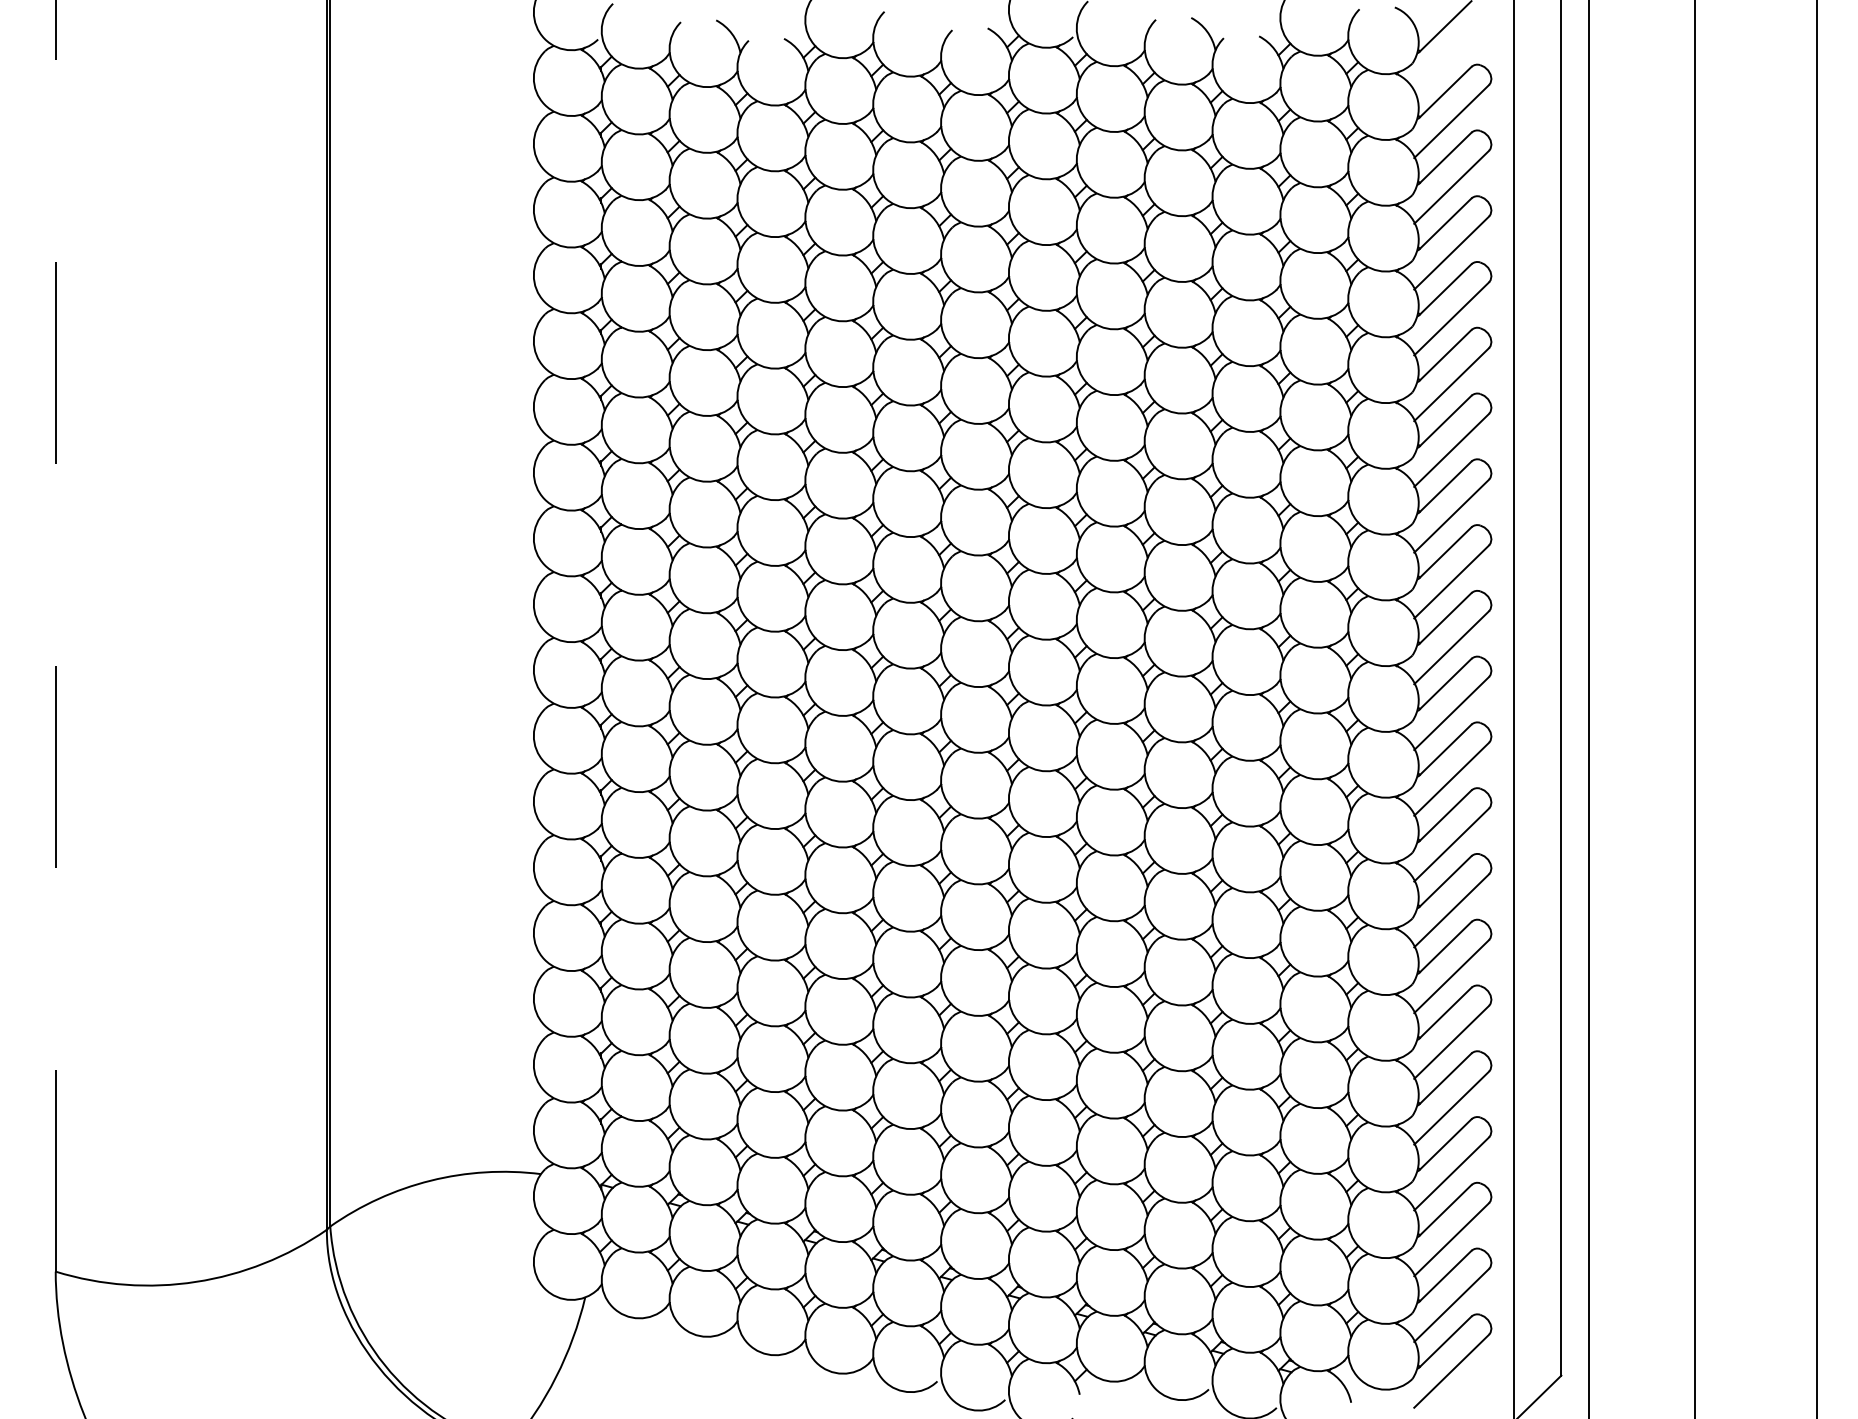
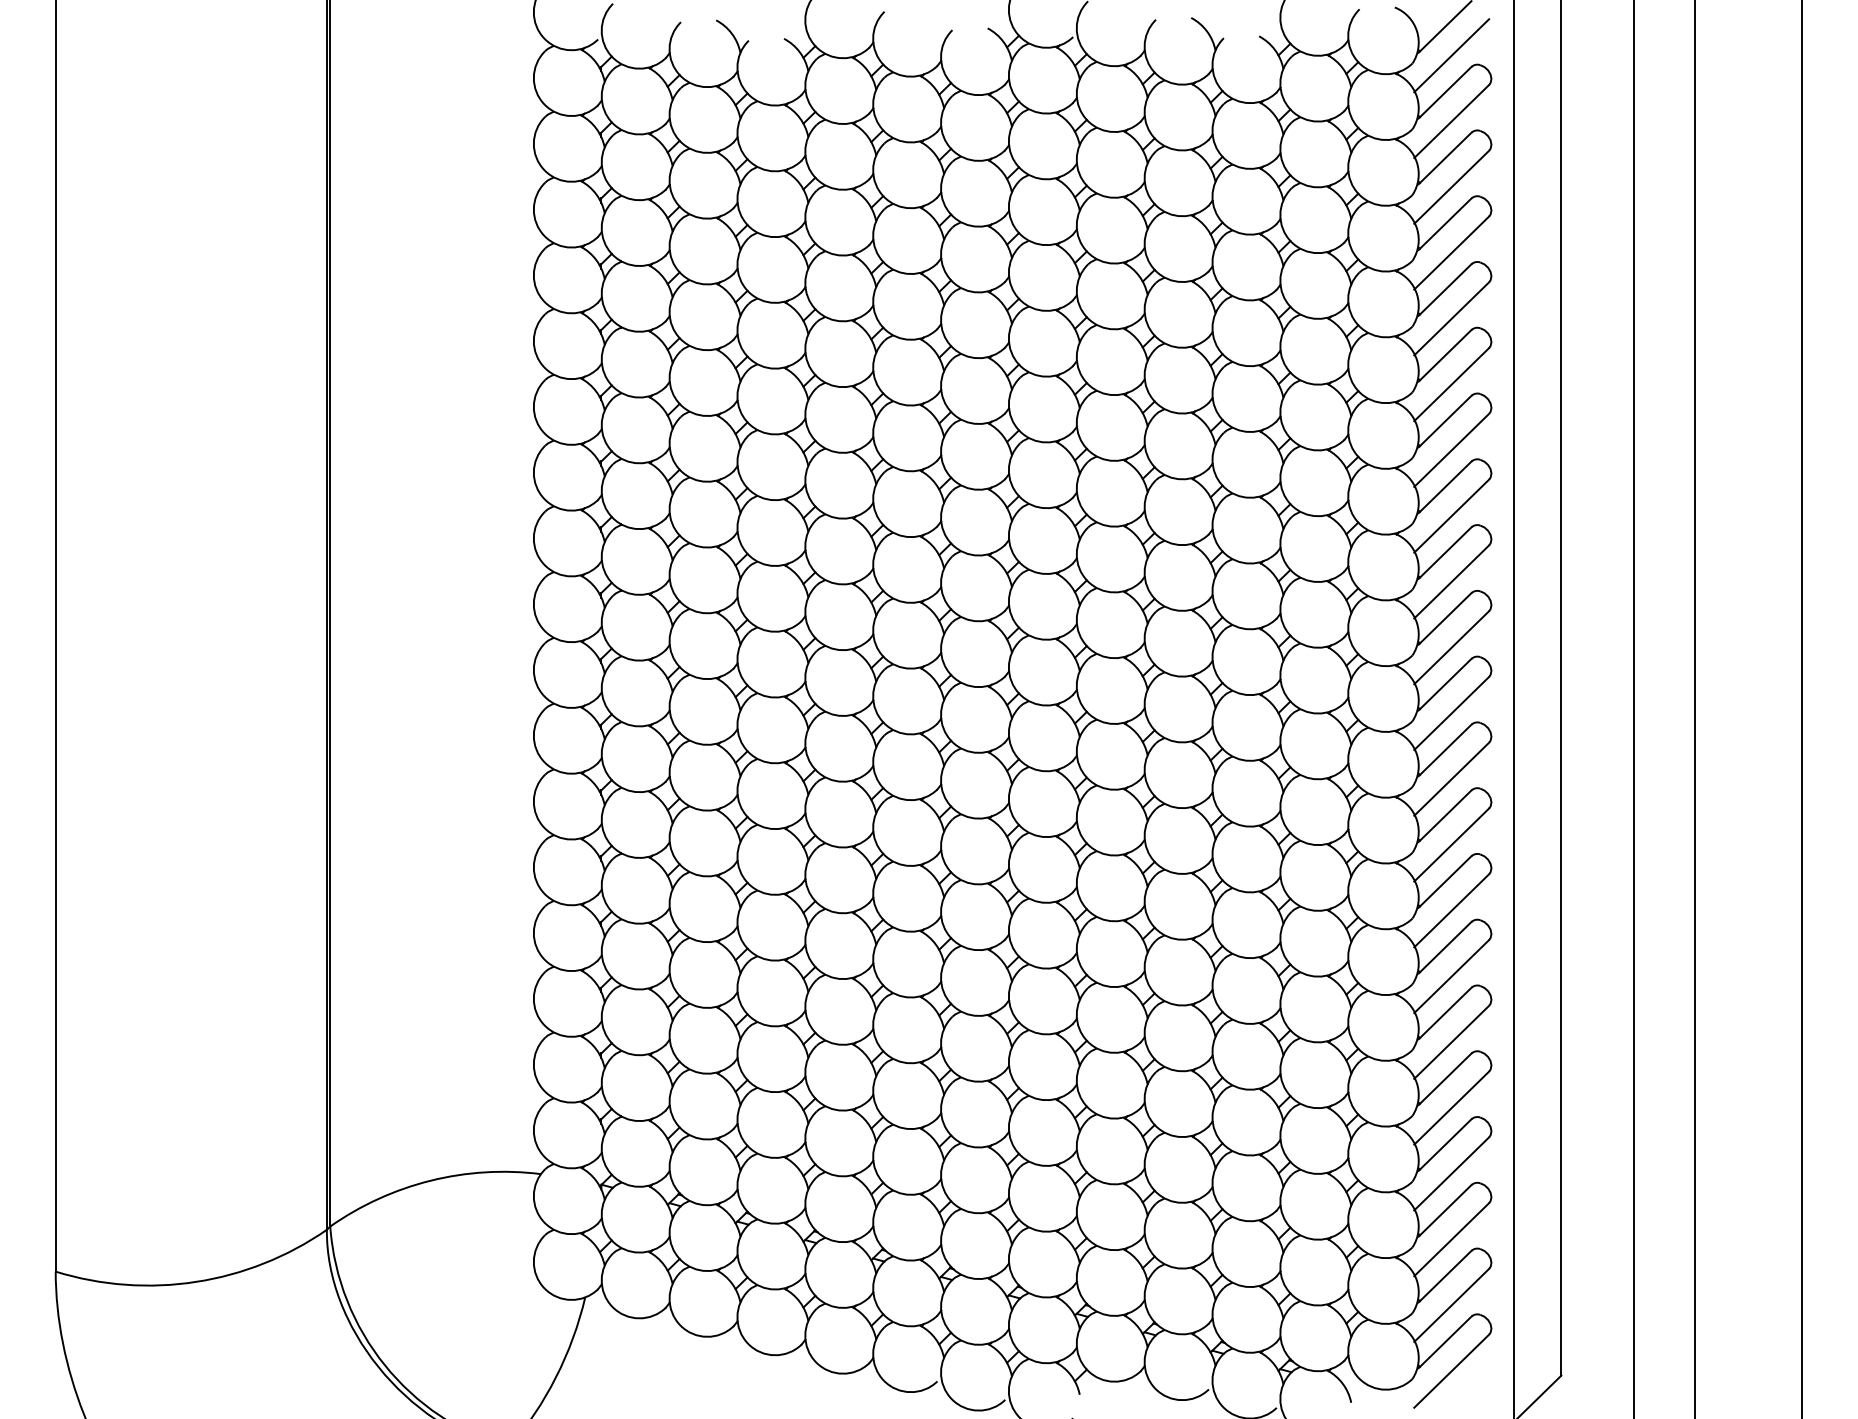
line: none -> present (1451, 55)
line: dashed -> solid (55, 635)
line position: (1588, 708) -> (1633, 708) (1633, 708)
line position: (1817, 708) -> (1802, 708) (1802, 708)
